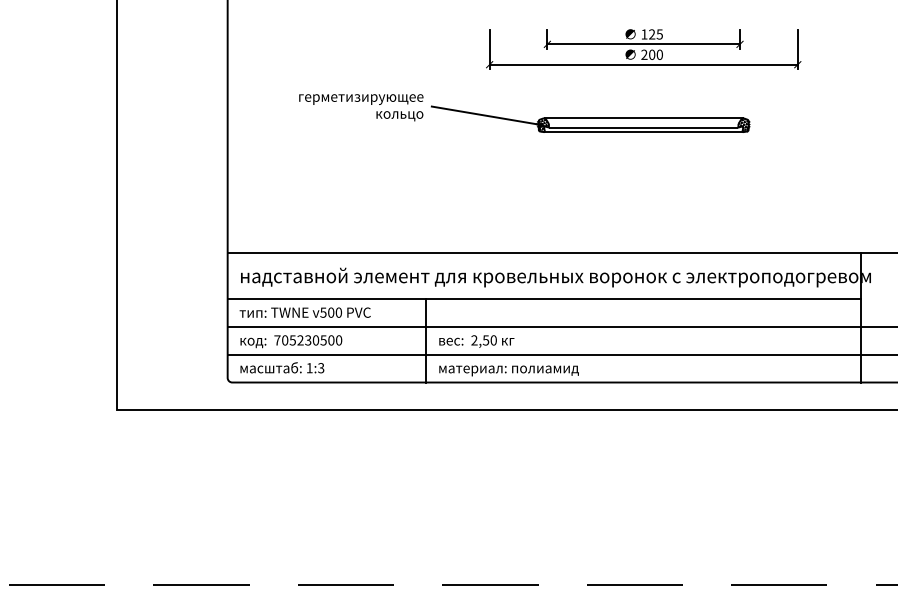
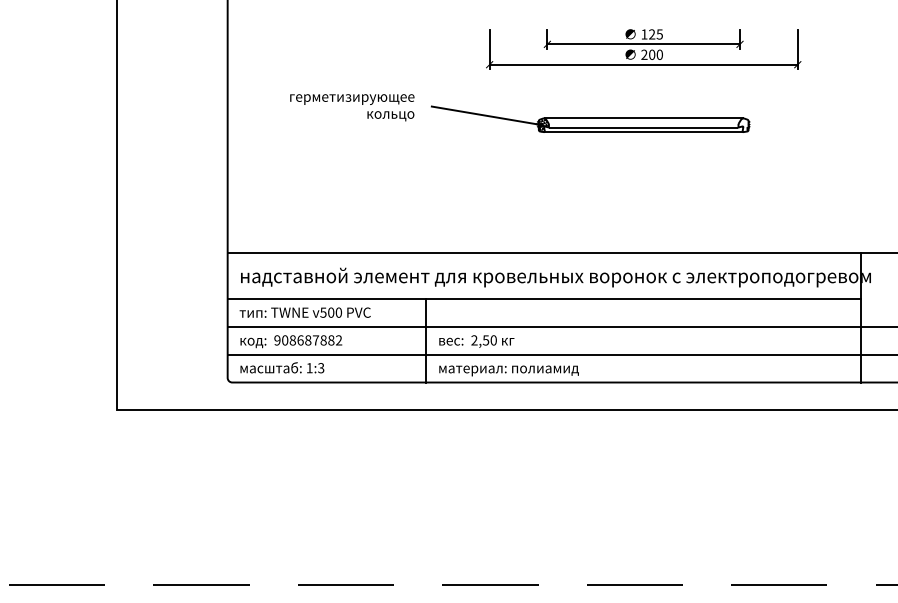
text position: (361, 107) -> (352, 107) (352, 107)
hatch: present -> none (743, 124)
text: 705230500 -> 908687882 (308, 340)
